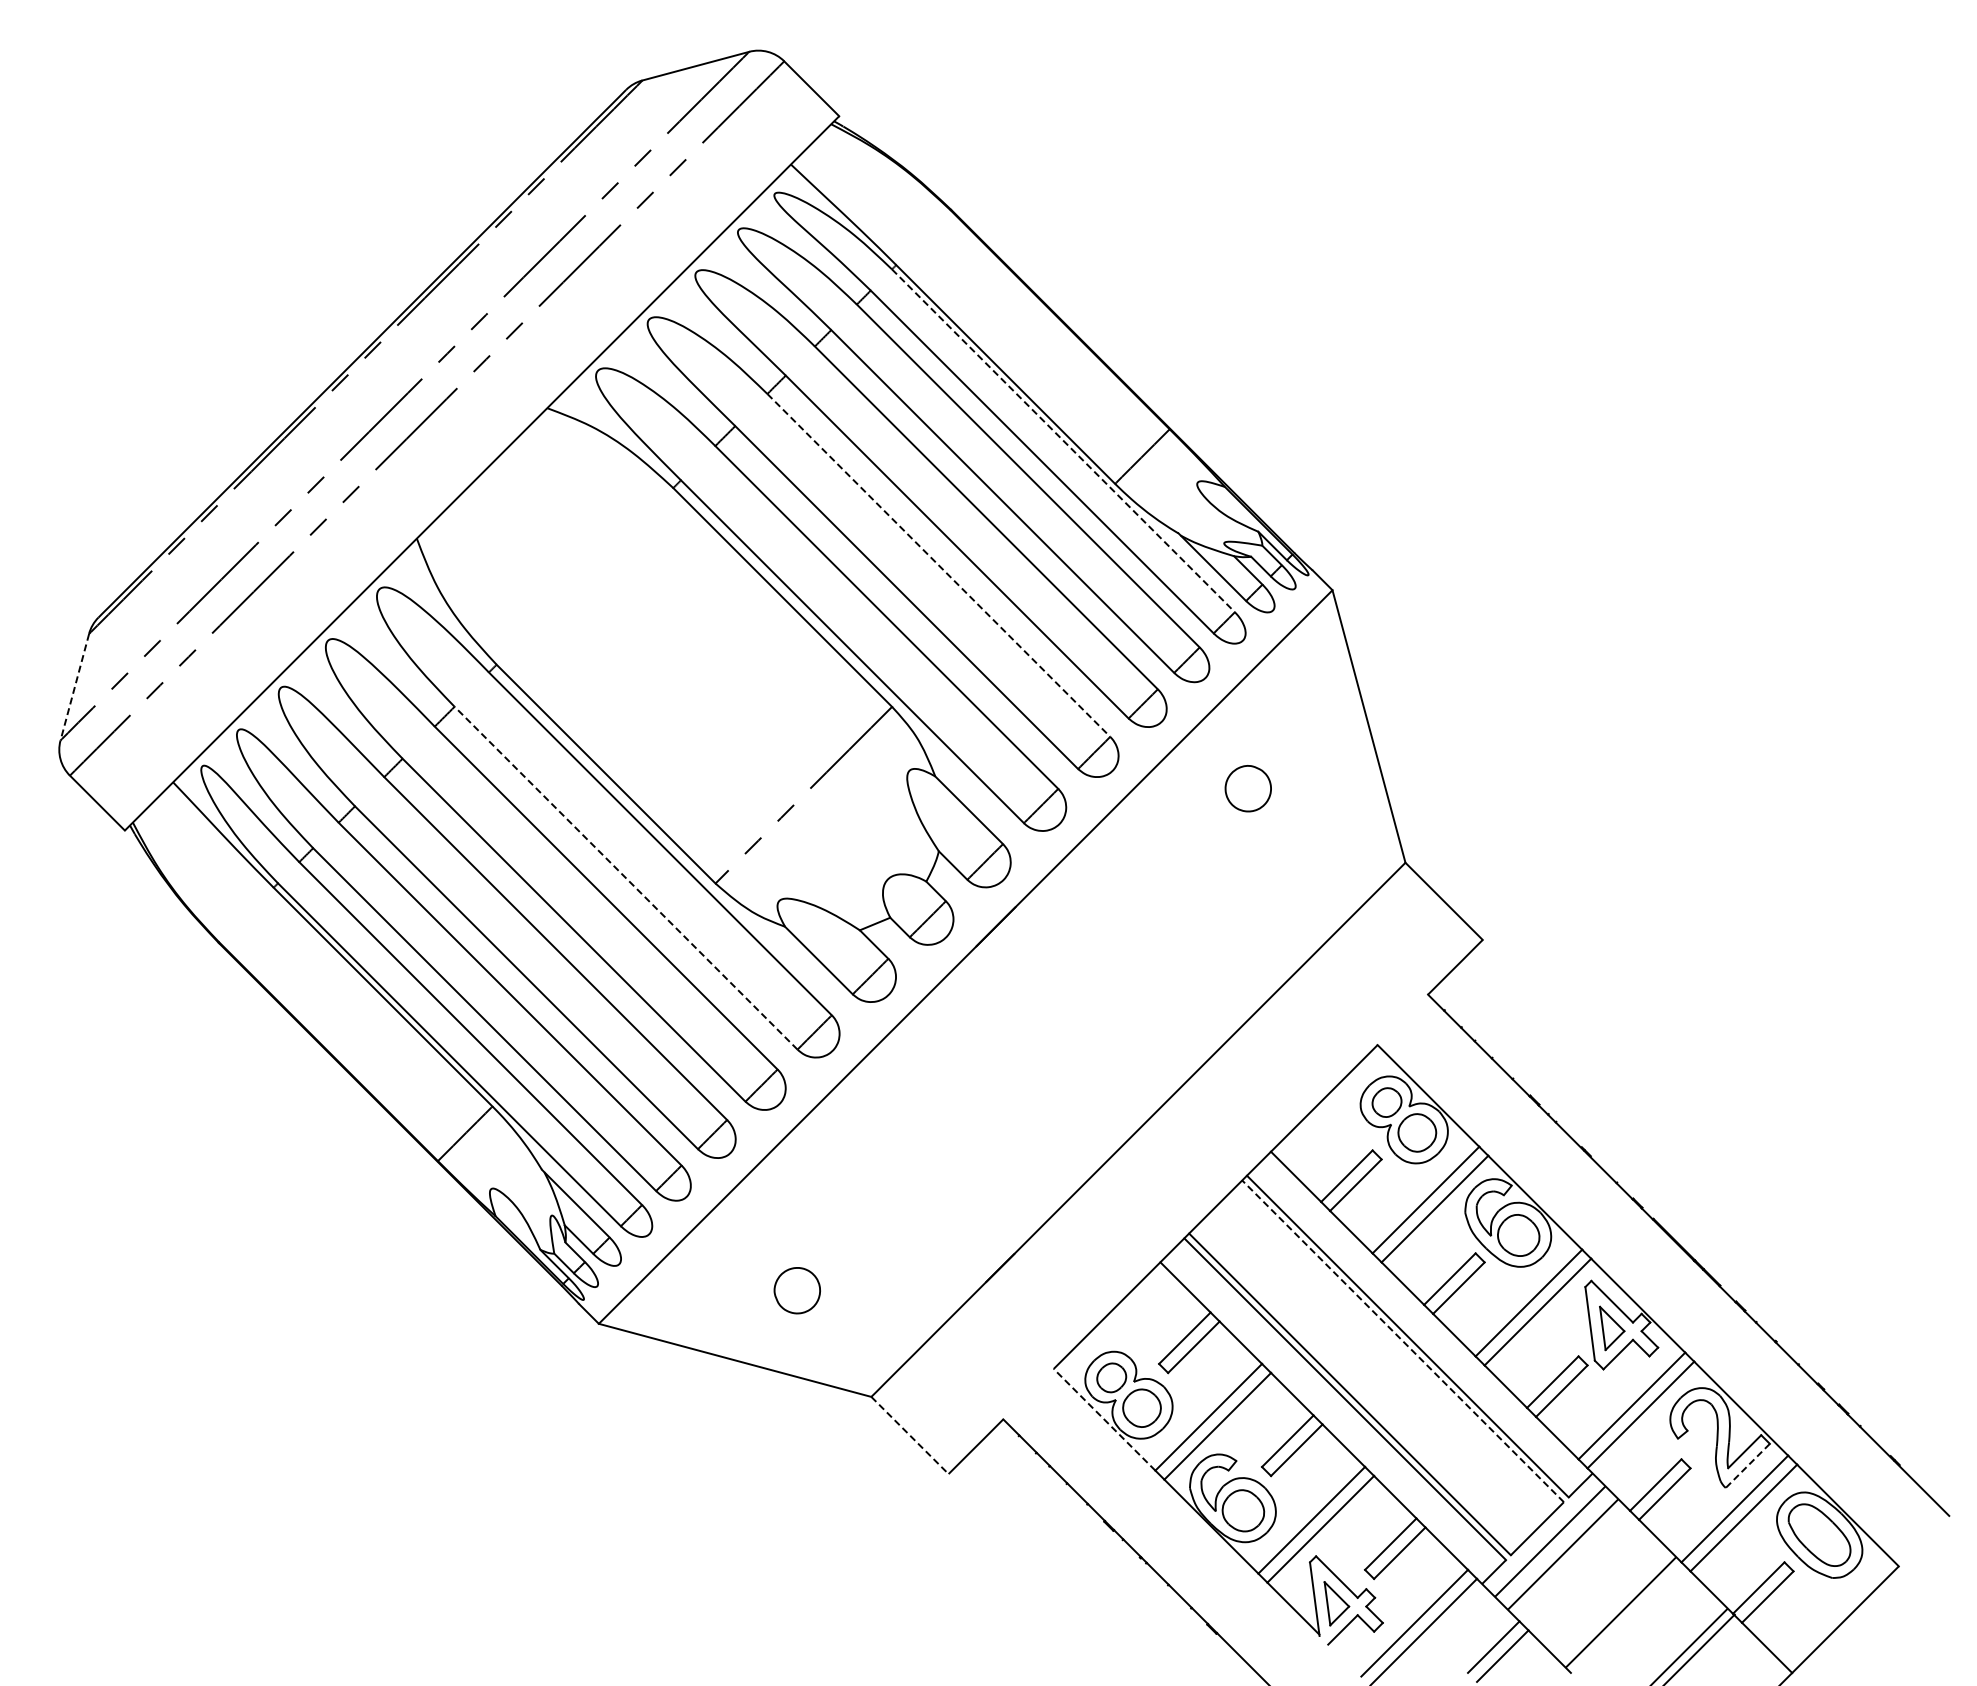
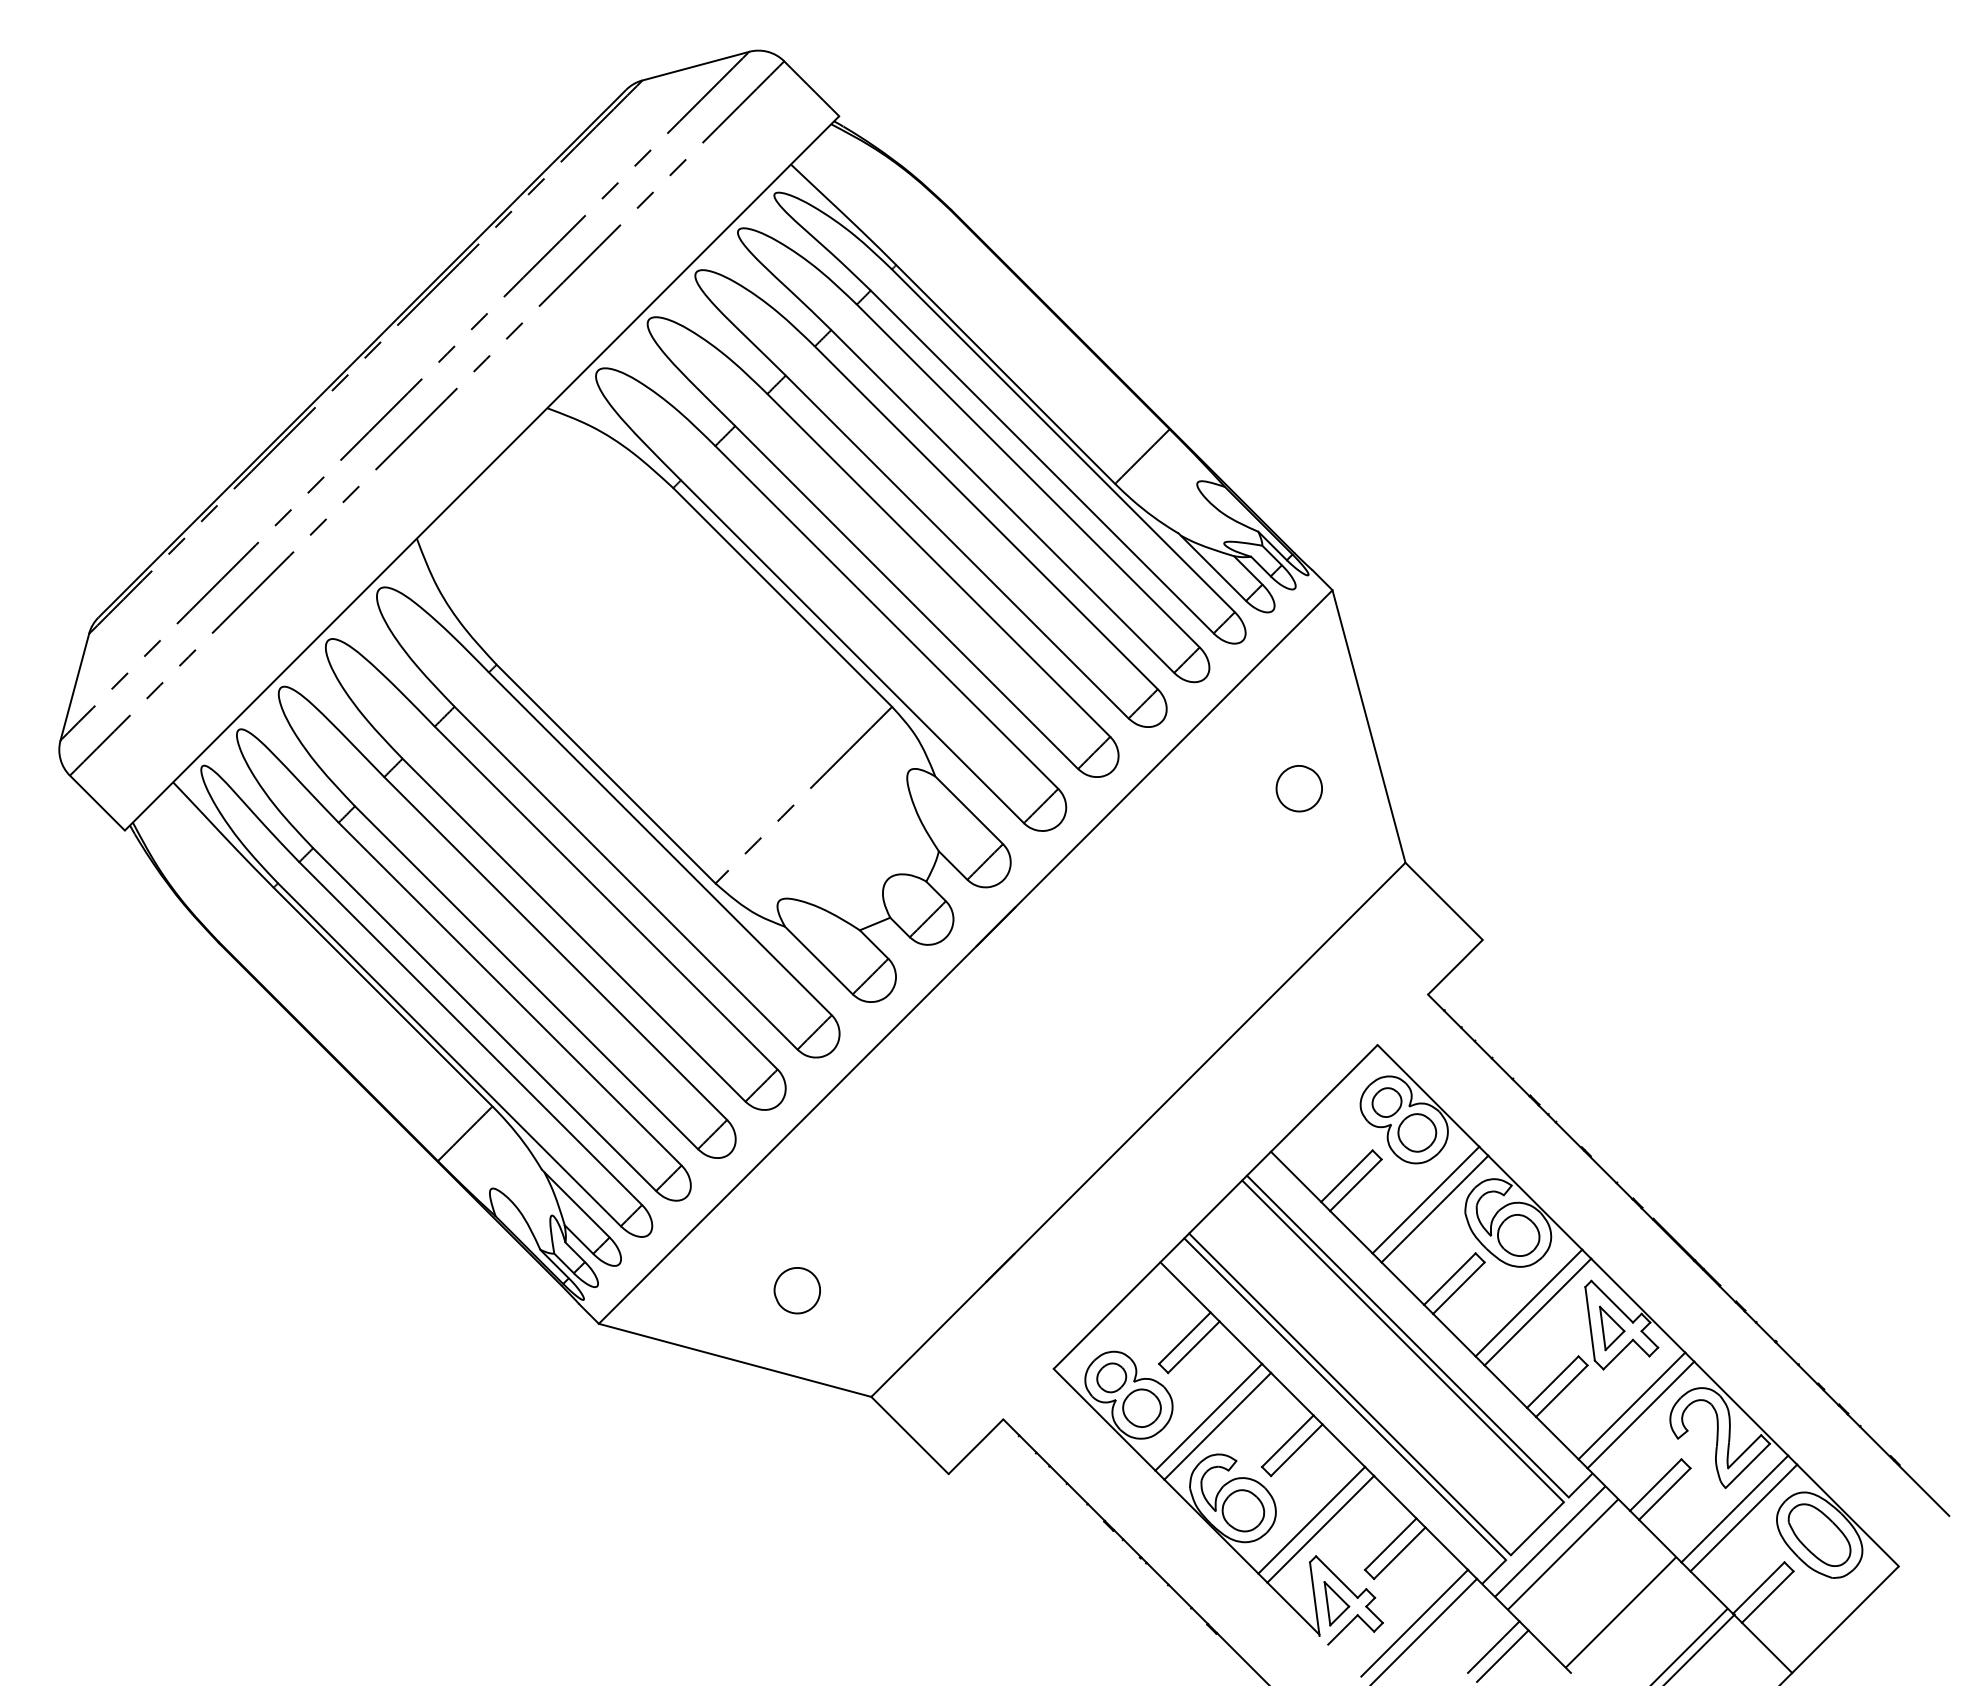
line: dashed -> solid (1063, 441)
line: dashed -> solid (939, 565)
line: dashed -> solid (74, 687)
part position: (1247, 788) -> (1298, 788) (1298, 788)
line: dashed -> solid (625, 877)
line: dashed -> solid (1402, 1340)
line: dashed -> solid (1104, 1419)
line: dashed -> solid (909, 1435)
line: dashed -> solid (1747, 1466)
